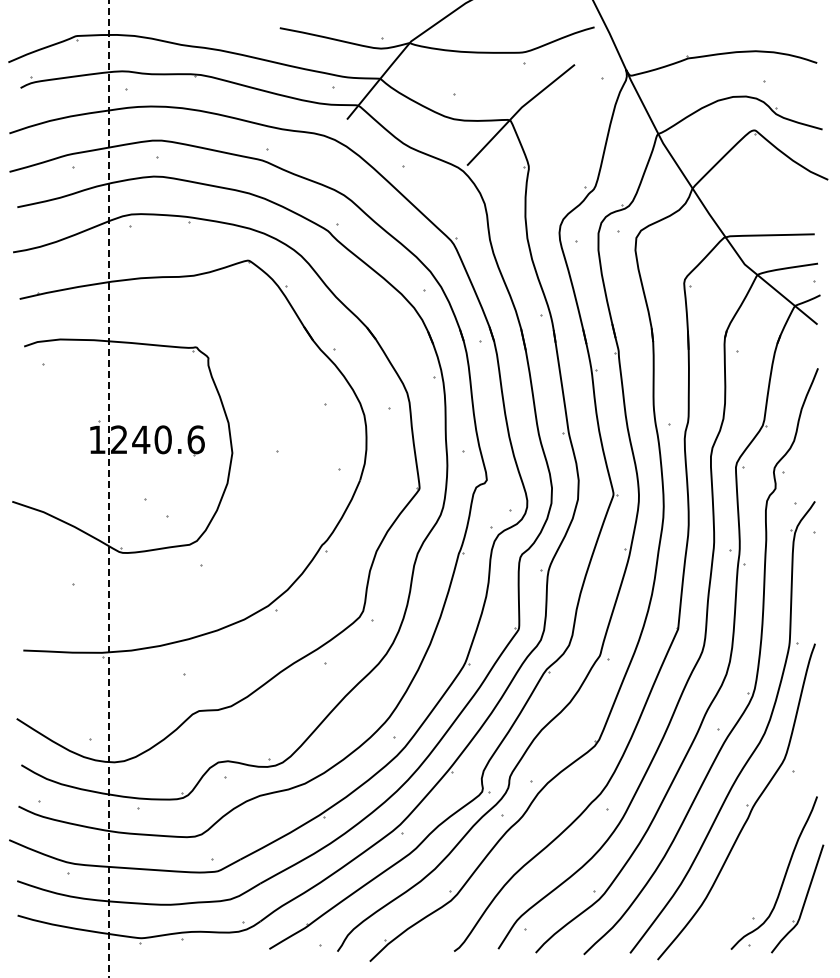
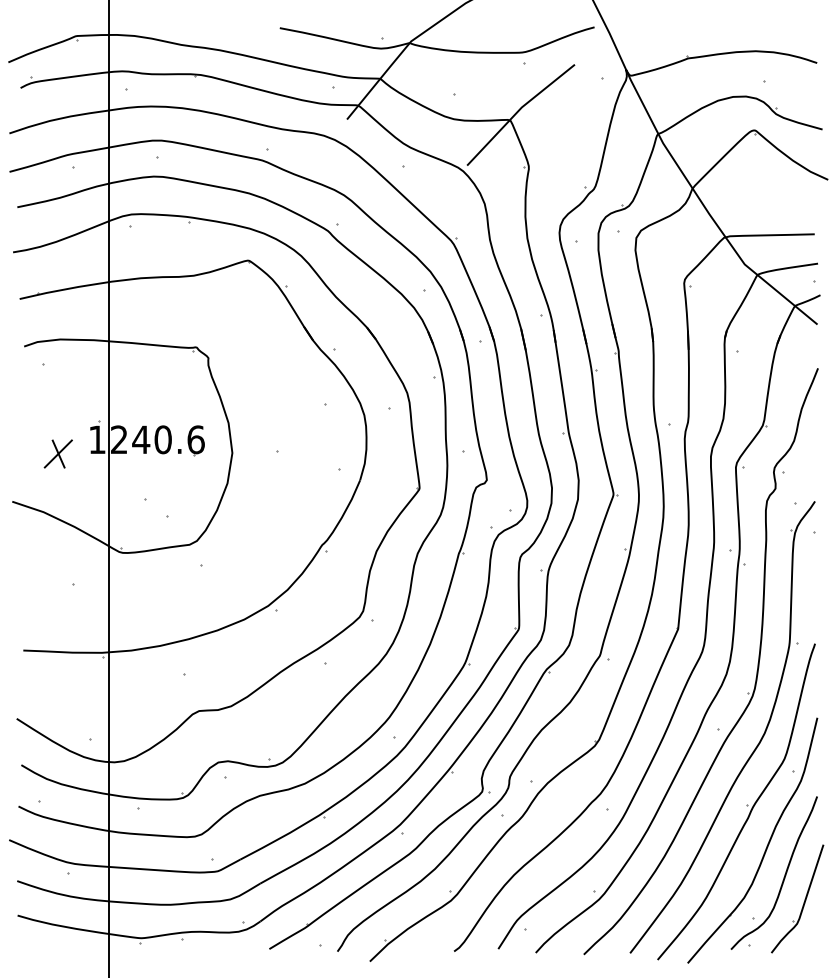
part: none -> present (57, 453)
line: dashed -> solid (108, 489)
part: none -> present (766, 846)
